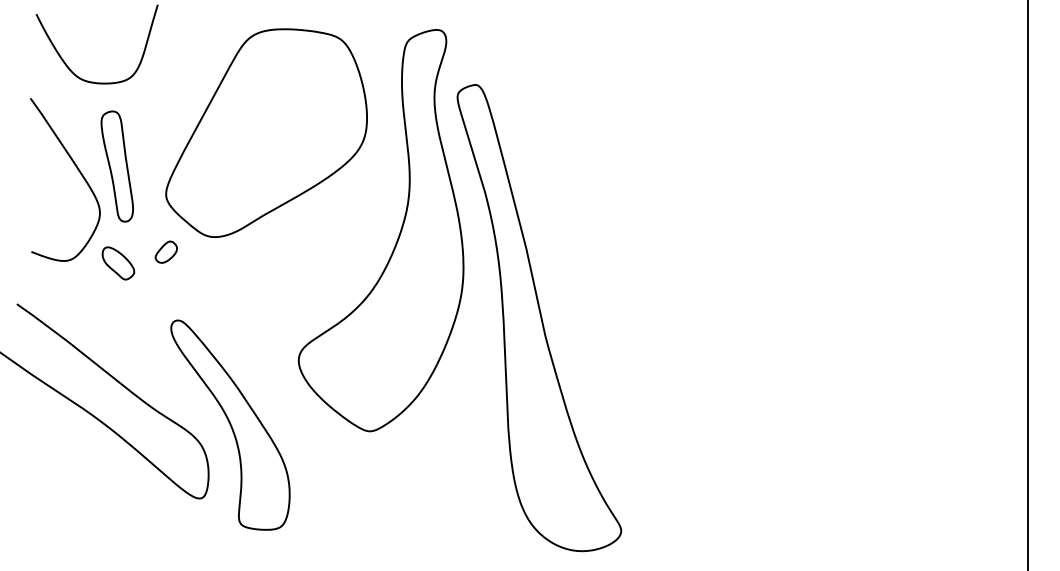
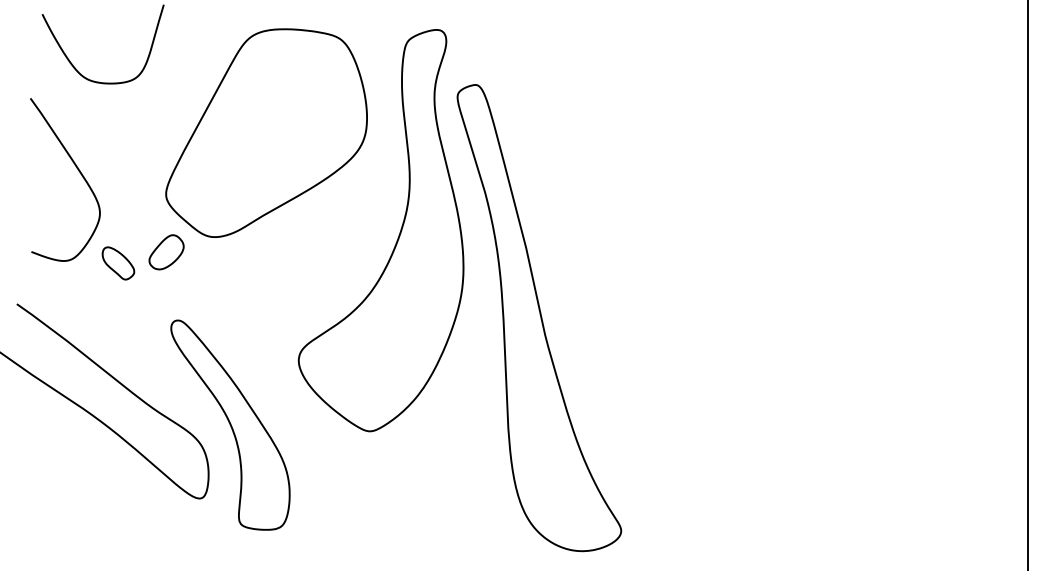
curve position: (71, 69) -> (77, 69) (77, 69)
part: present -> none (116, 166)
part size: 24x24 px -> 37x37 px (166, 252)
